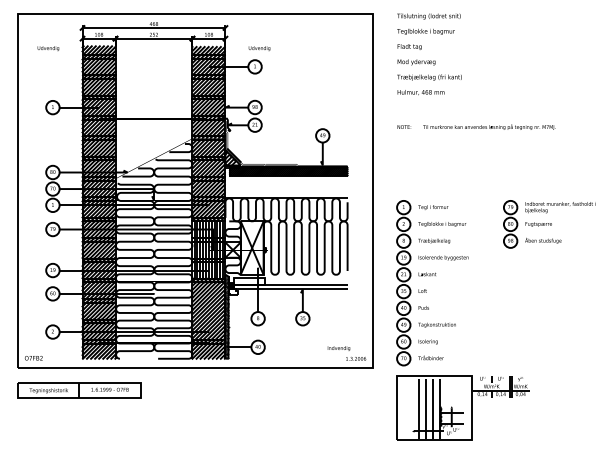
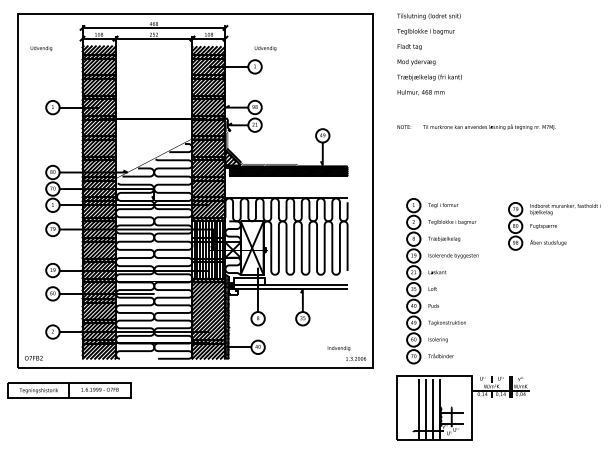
text position: (48, 48) -> (41, 48) (41, 48)
text position: (259, 48) -> (265, 48) (265, 48)
part position: (549, 224) -> (554, 226) (554, 226)
part position: (430, 276) -> (440, 274) (440, 274)
part position: (79, 390) -> (69, 390) (69, 390)
